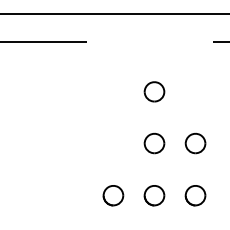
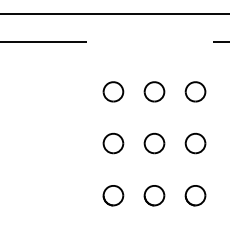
part: none -> present (113, 91)
part: none -> present (195, 91)
part: none -> present (113, 143)
